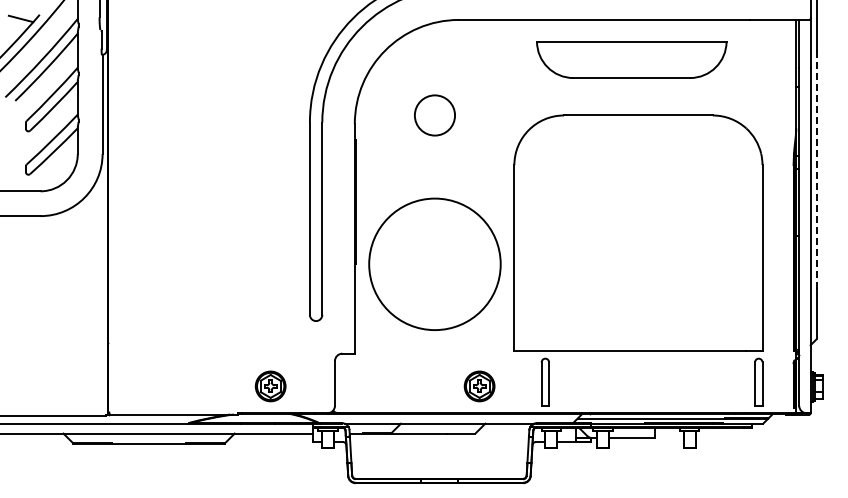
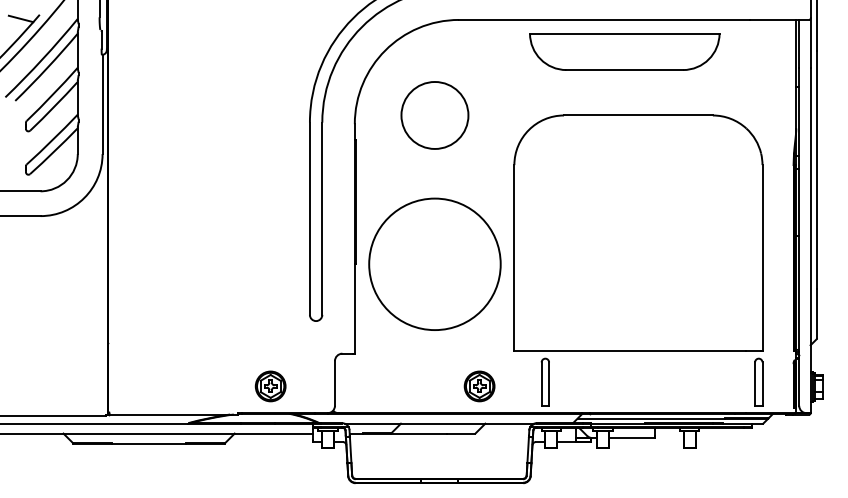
part position: (631, 59) -> (624, 51) (624, 51)
circle diameter: 40 px -> 67 px (434, 115)
line: dashed -> solid (817, 170)
